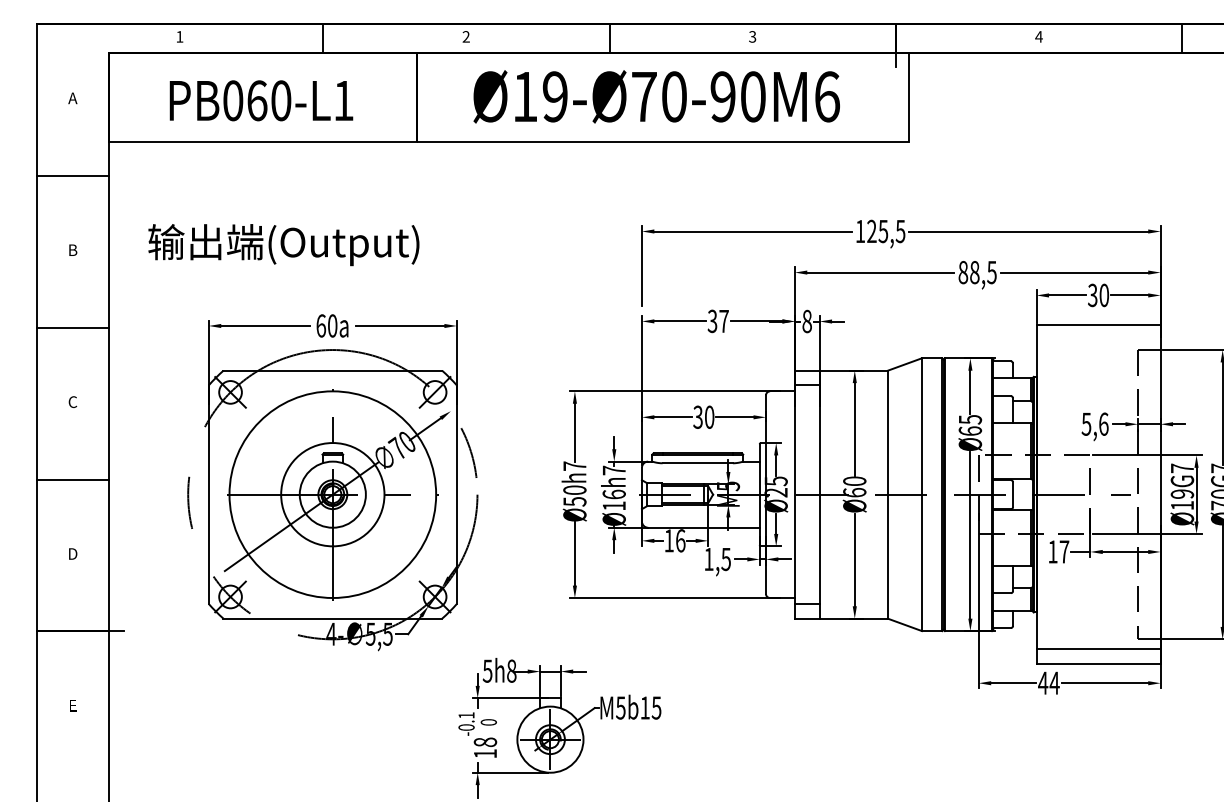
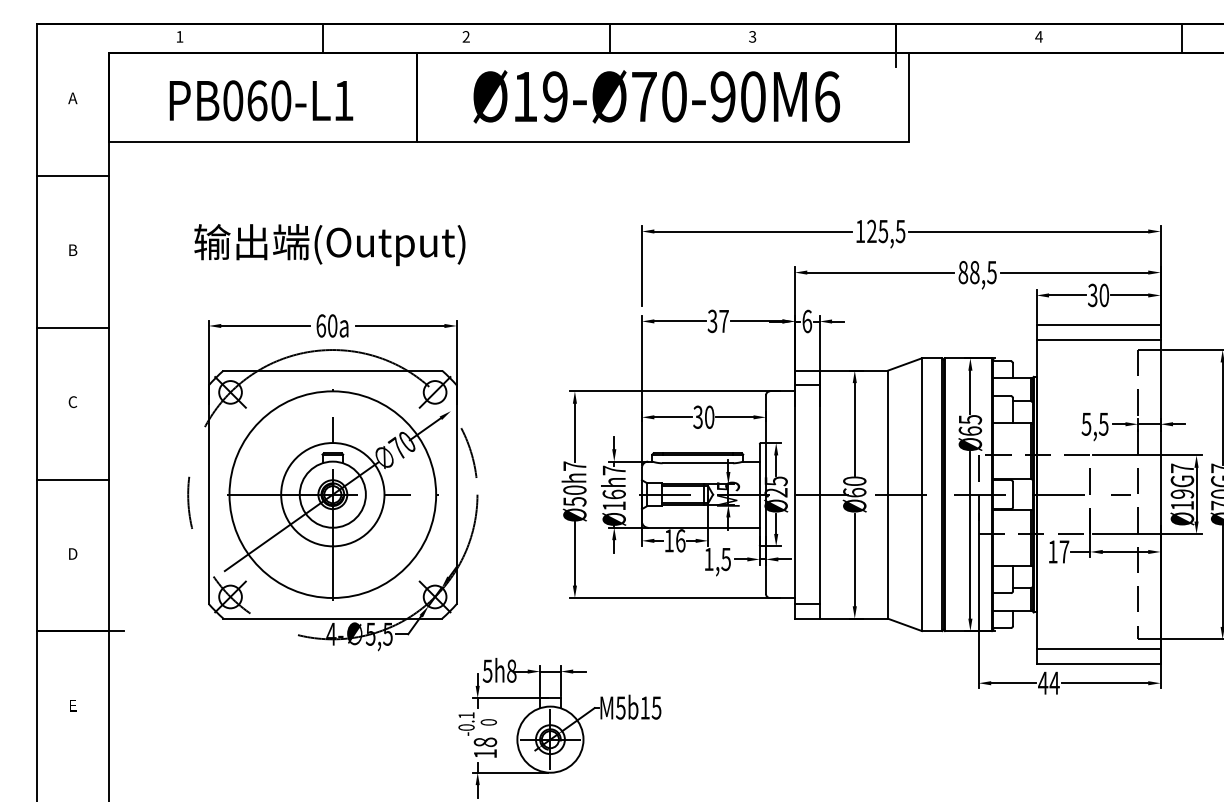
text position: (283, 245) -> (329, 245) (329, 245)
text: 8 -> 6 (807, 321)
line: none -> present (1098, 339)
text: 5,6 -> 5,5 (1103, 423)
